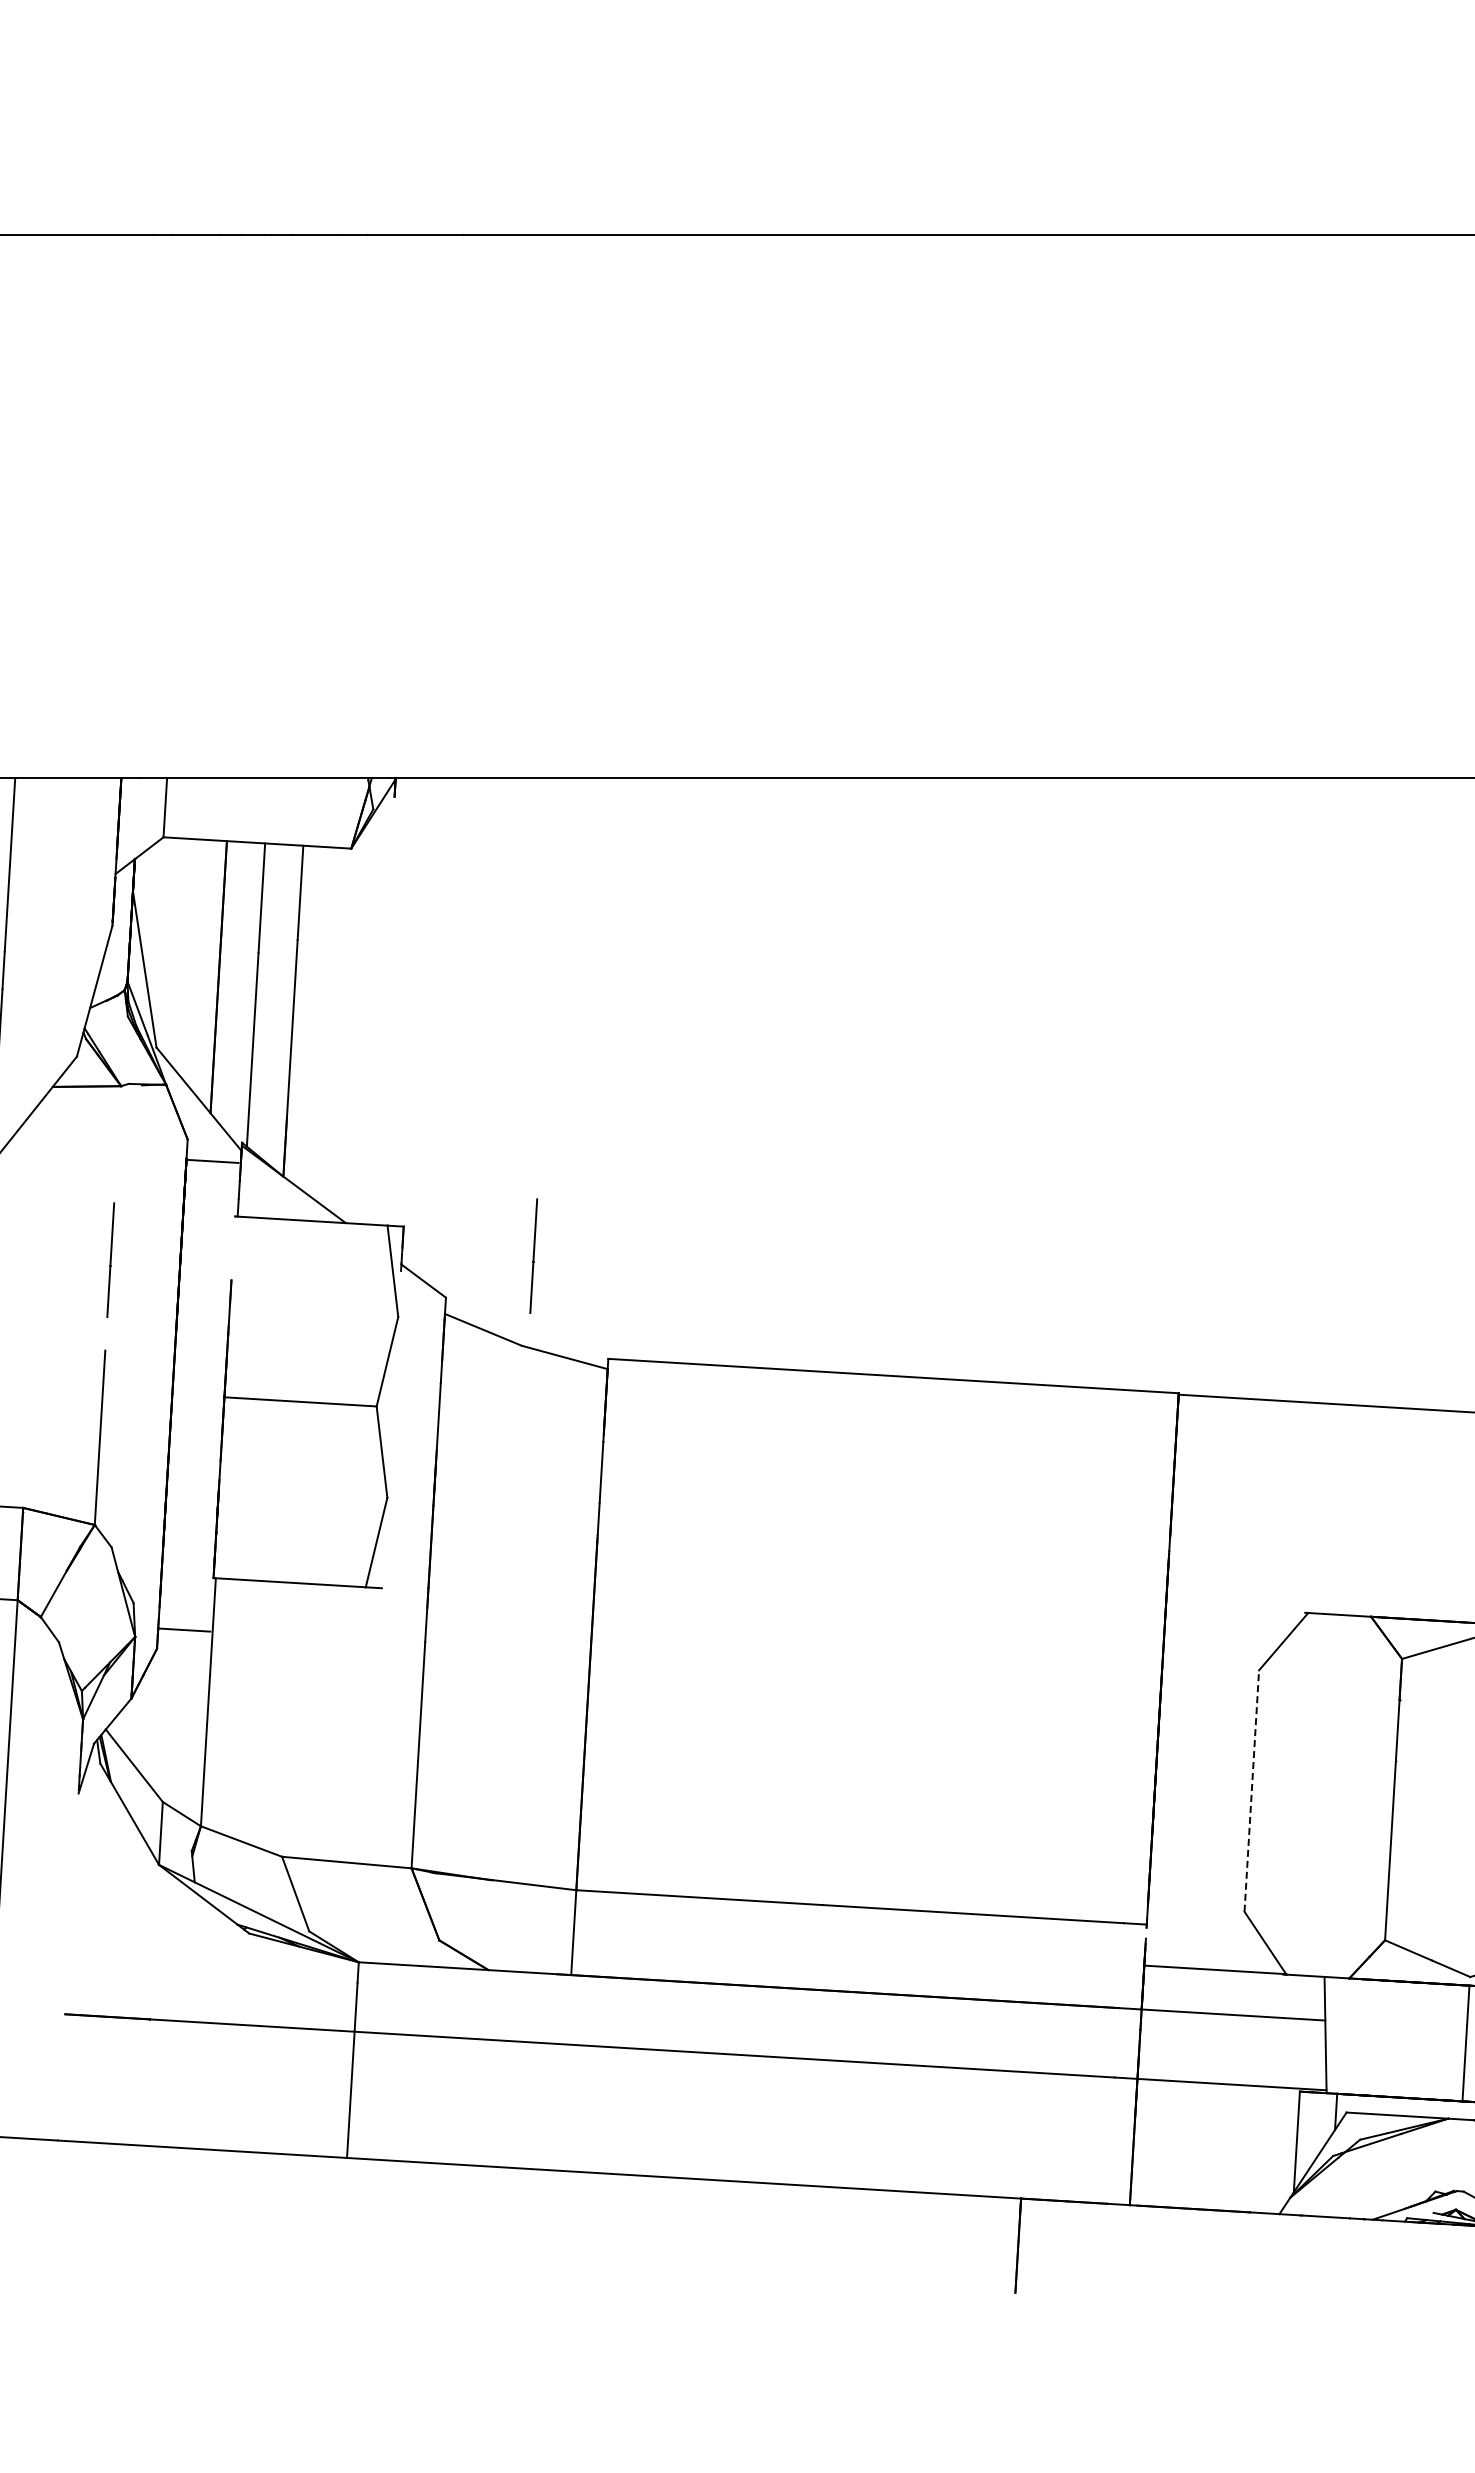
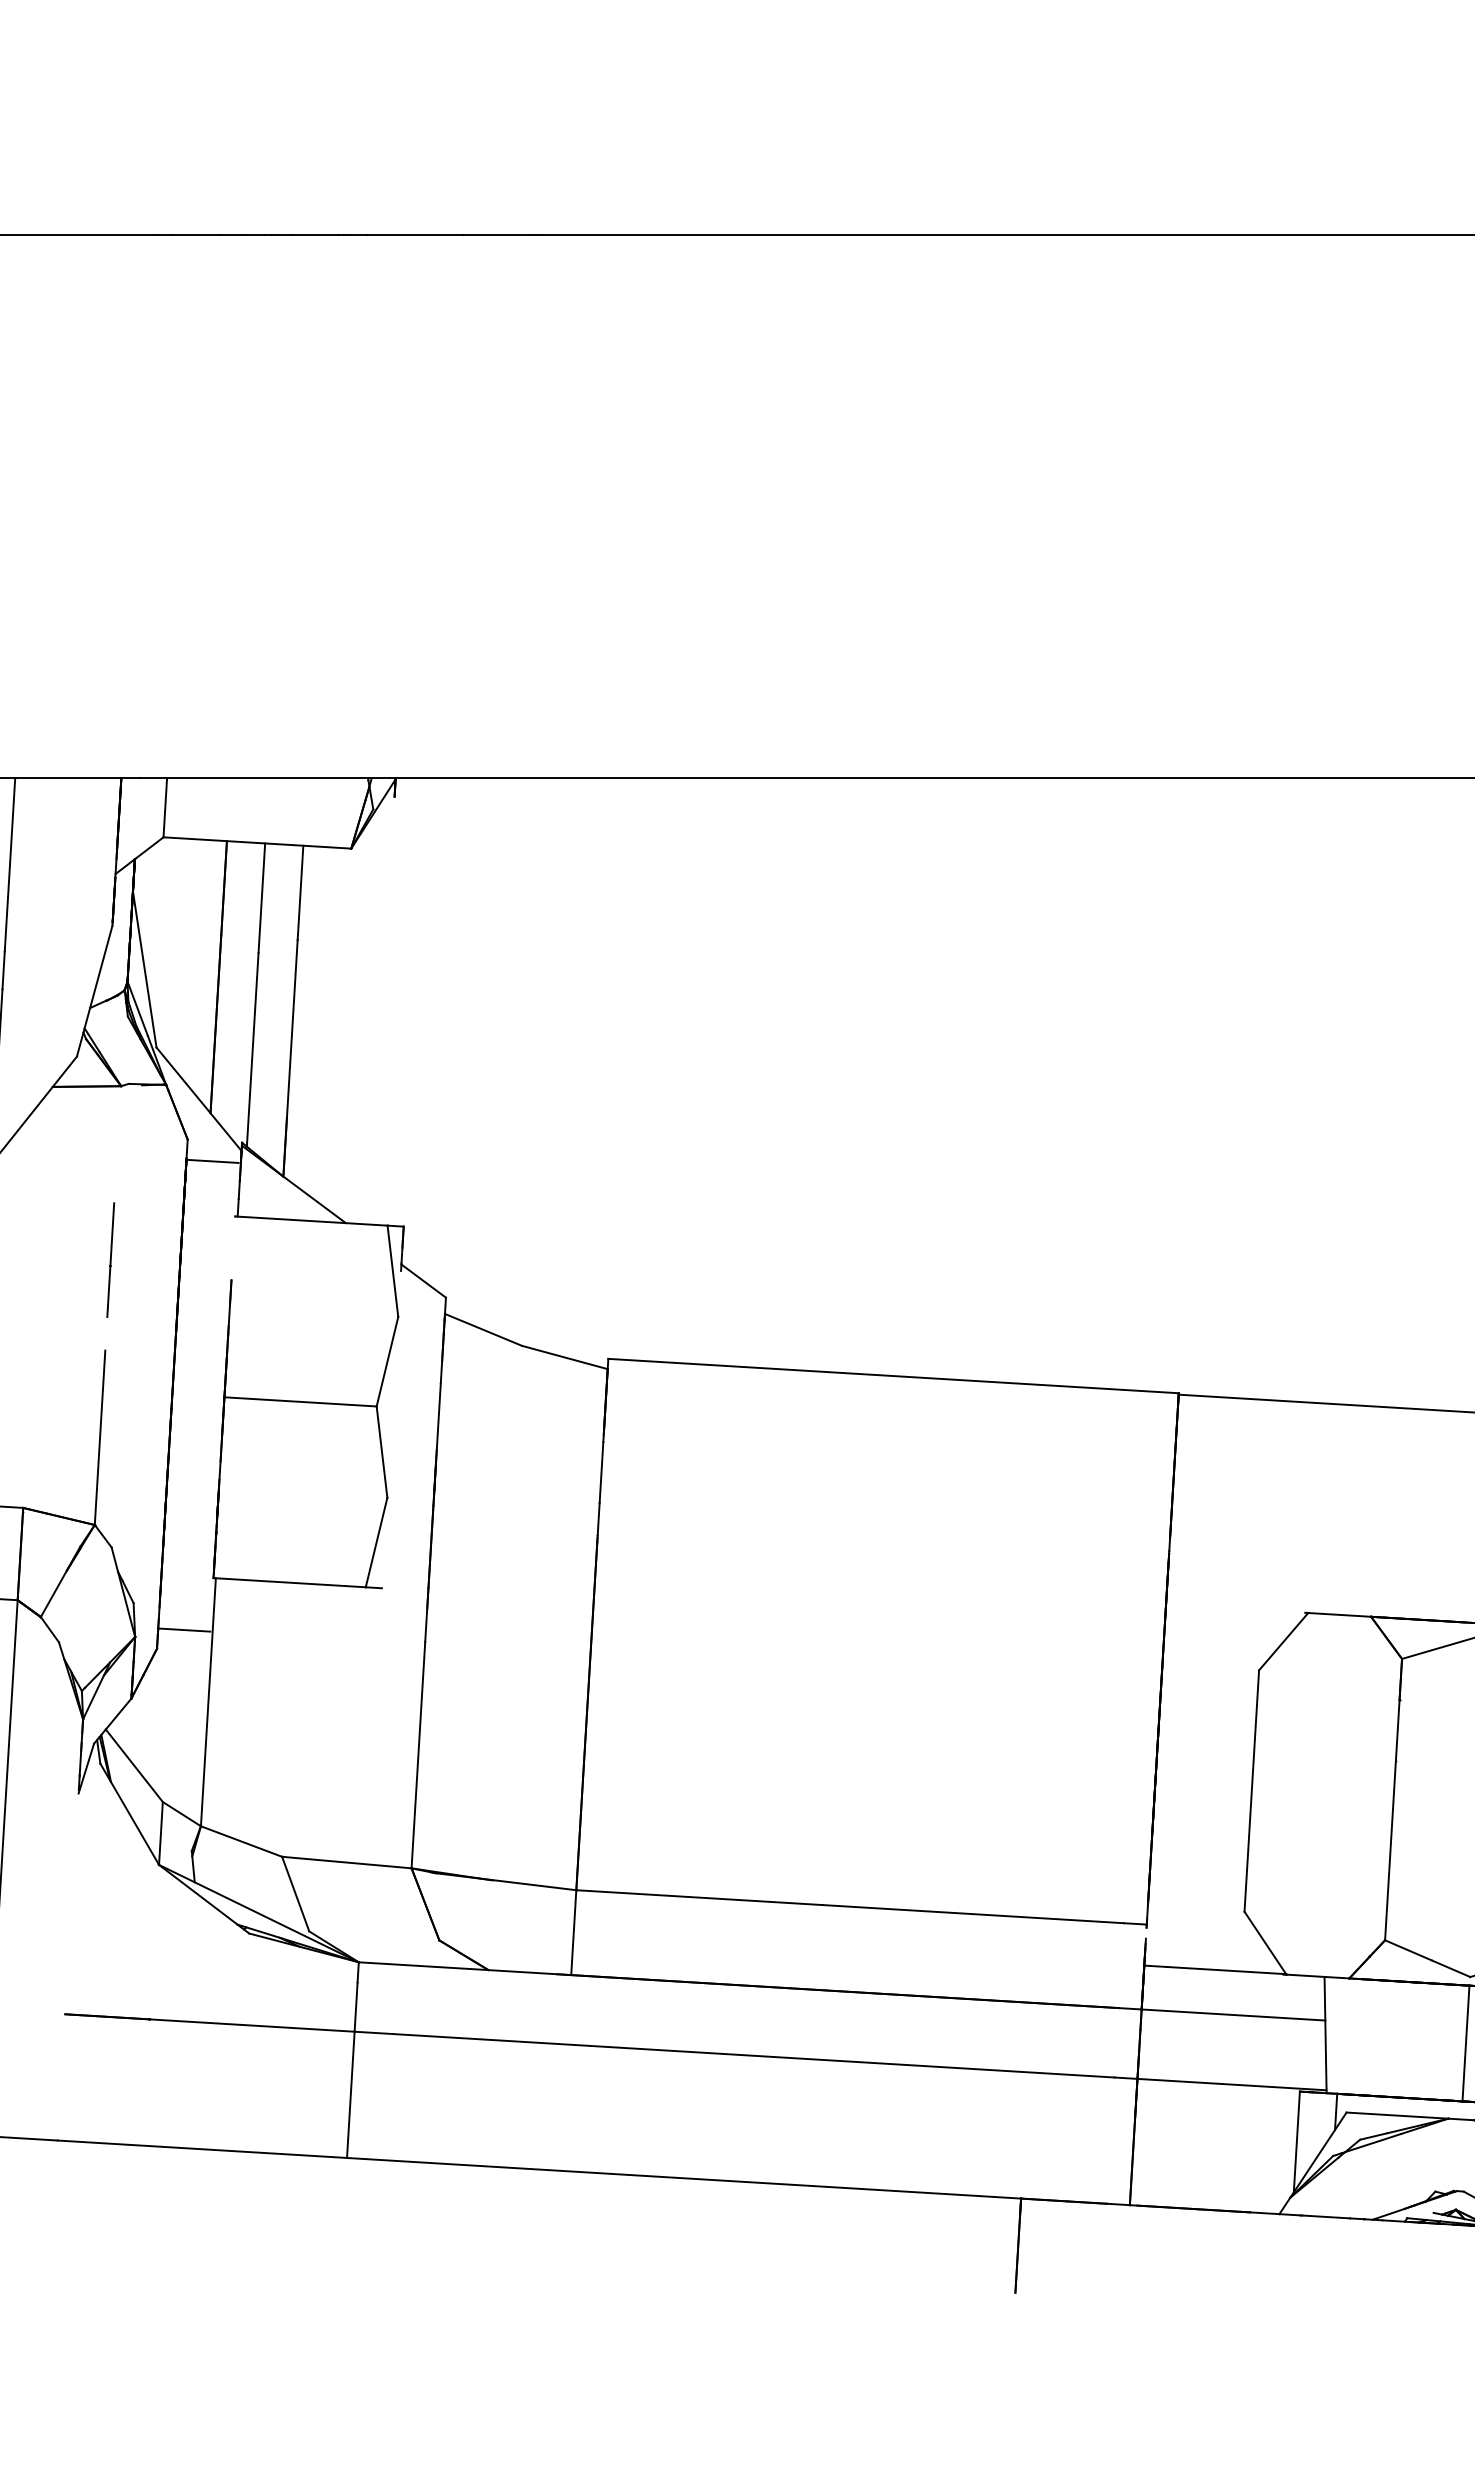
line: present -> none (533, 1255)
line: dashed -> solid (1251, 1791)
